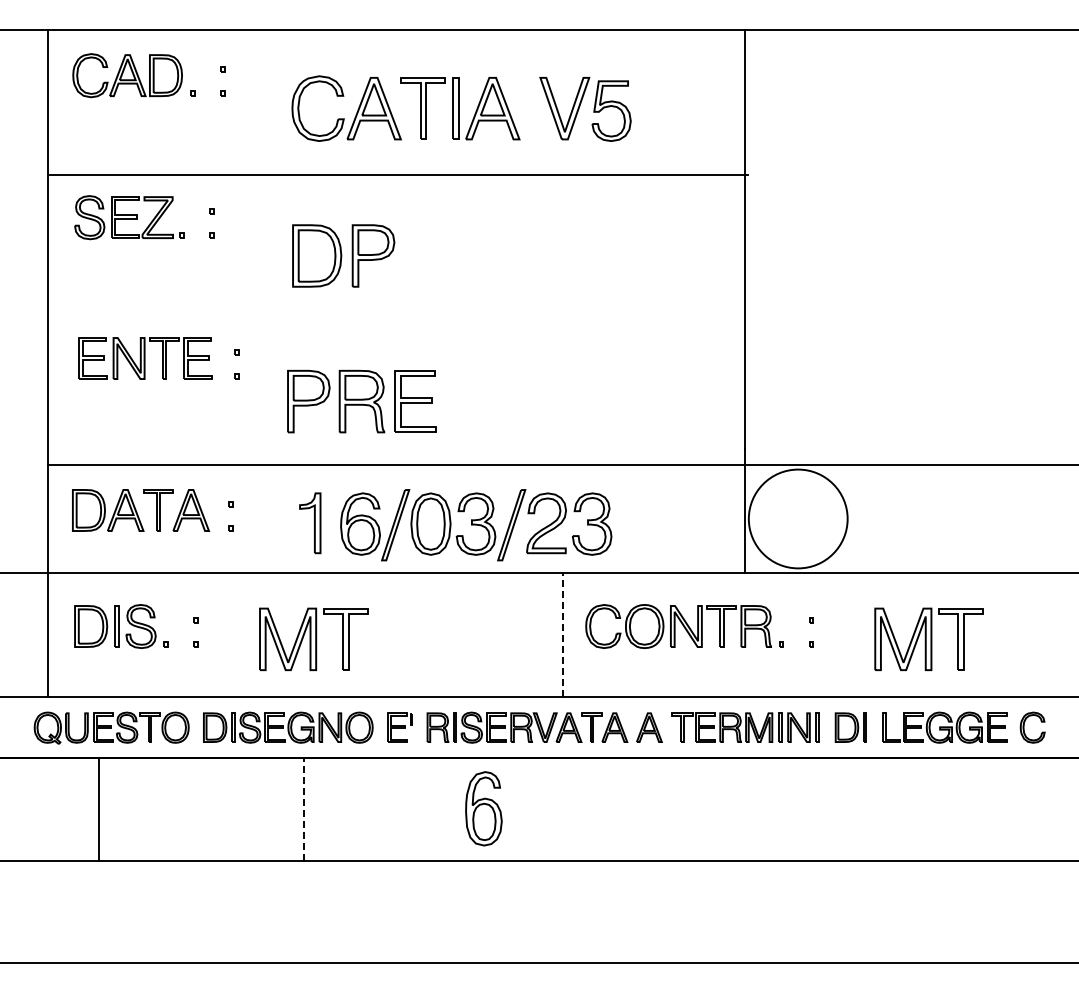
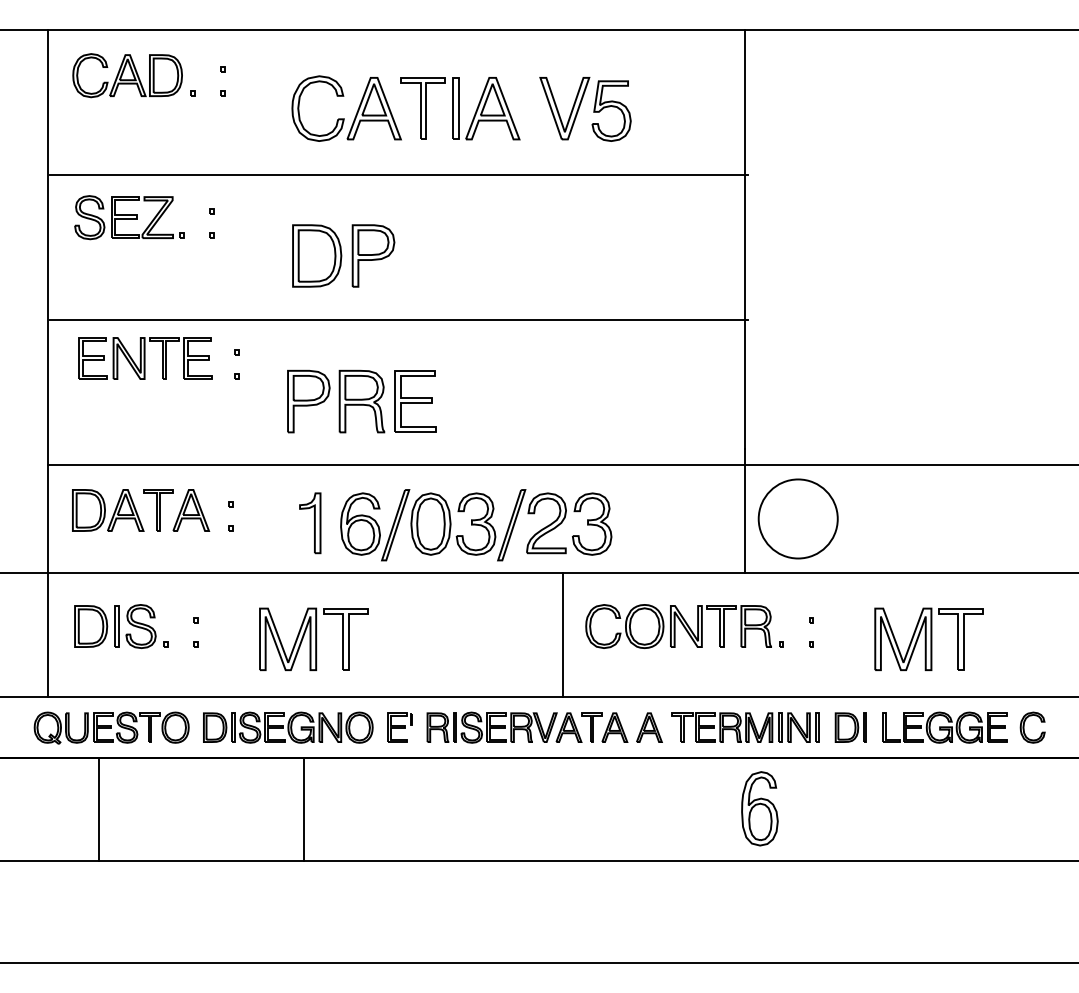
line: none -> present (398, 319)
circle diameter: 99 px -> 79 px (797, 518)
line: dashed -> solid (562, 634)
line: dashed -> solid (304, 808)
part position: (483, 808) -> (759, 808) (759, 808)
